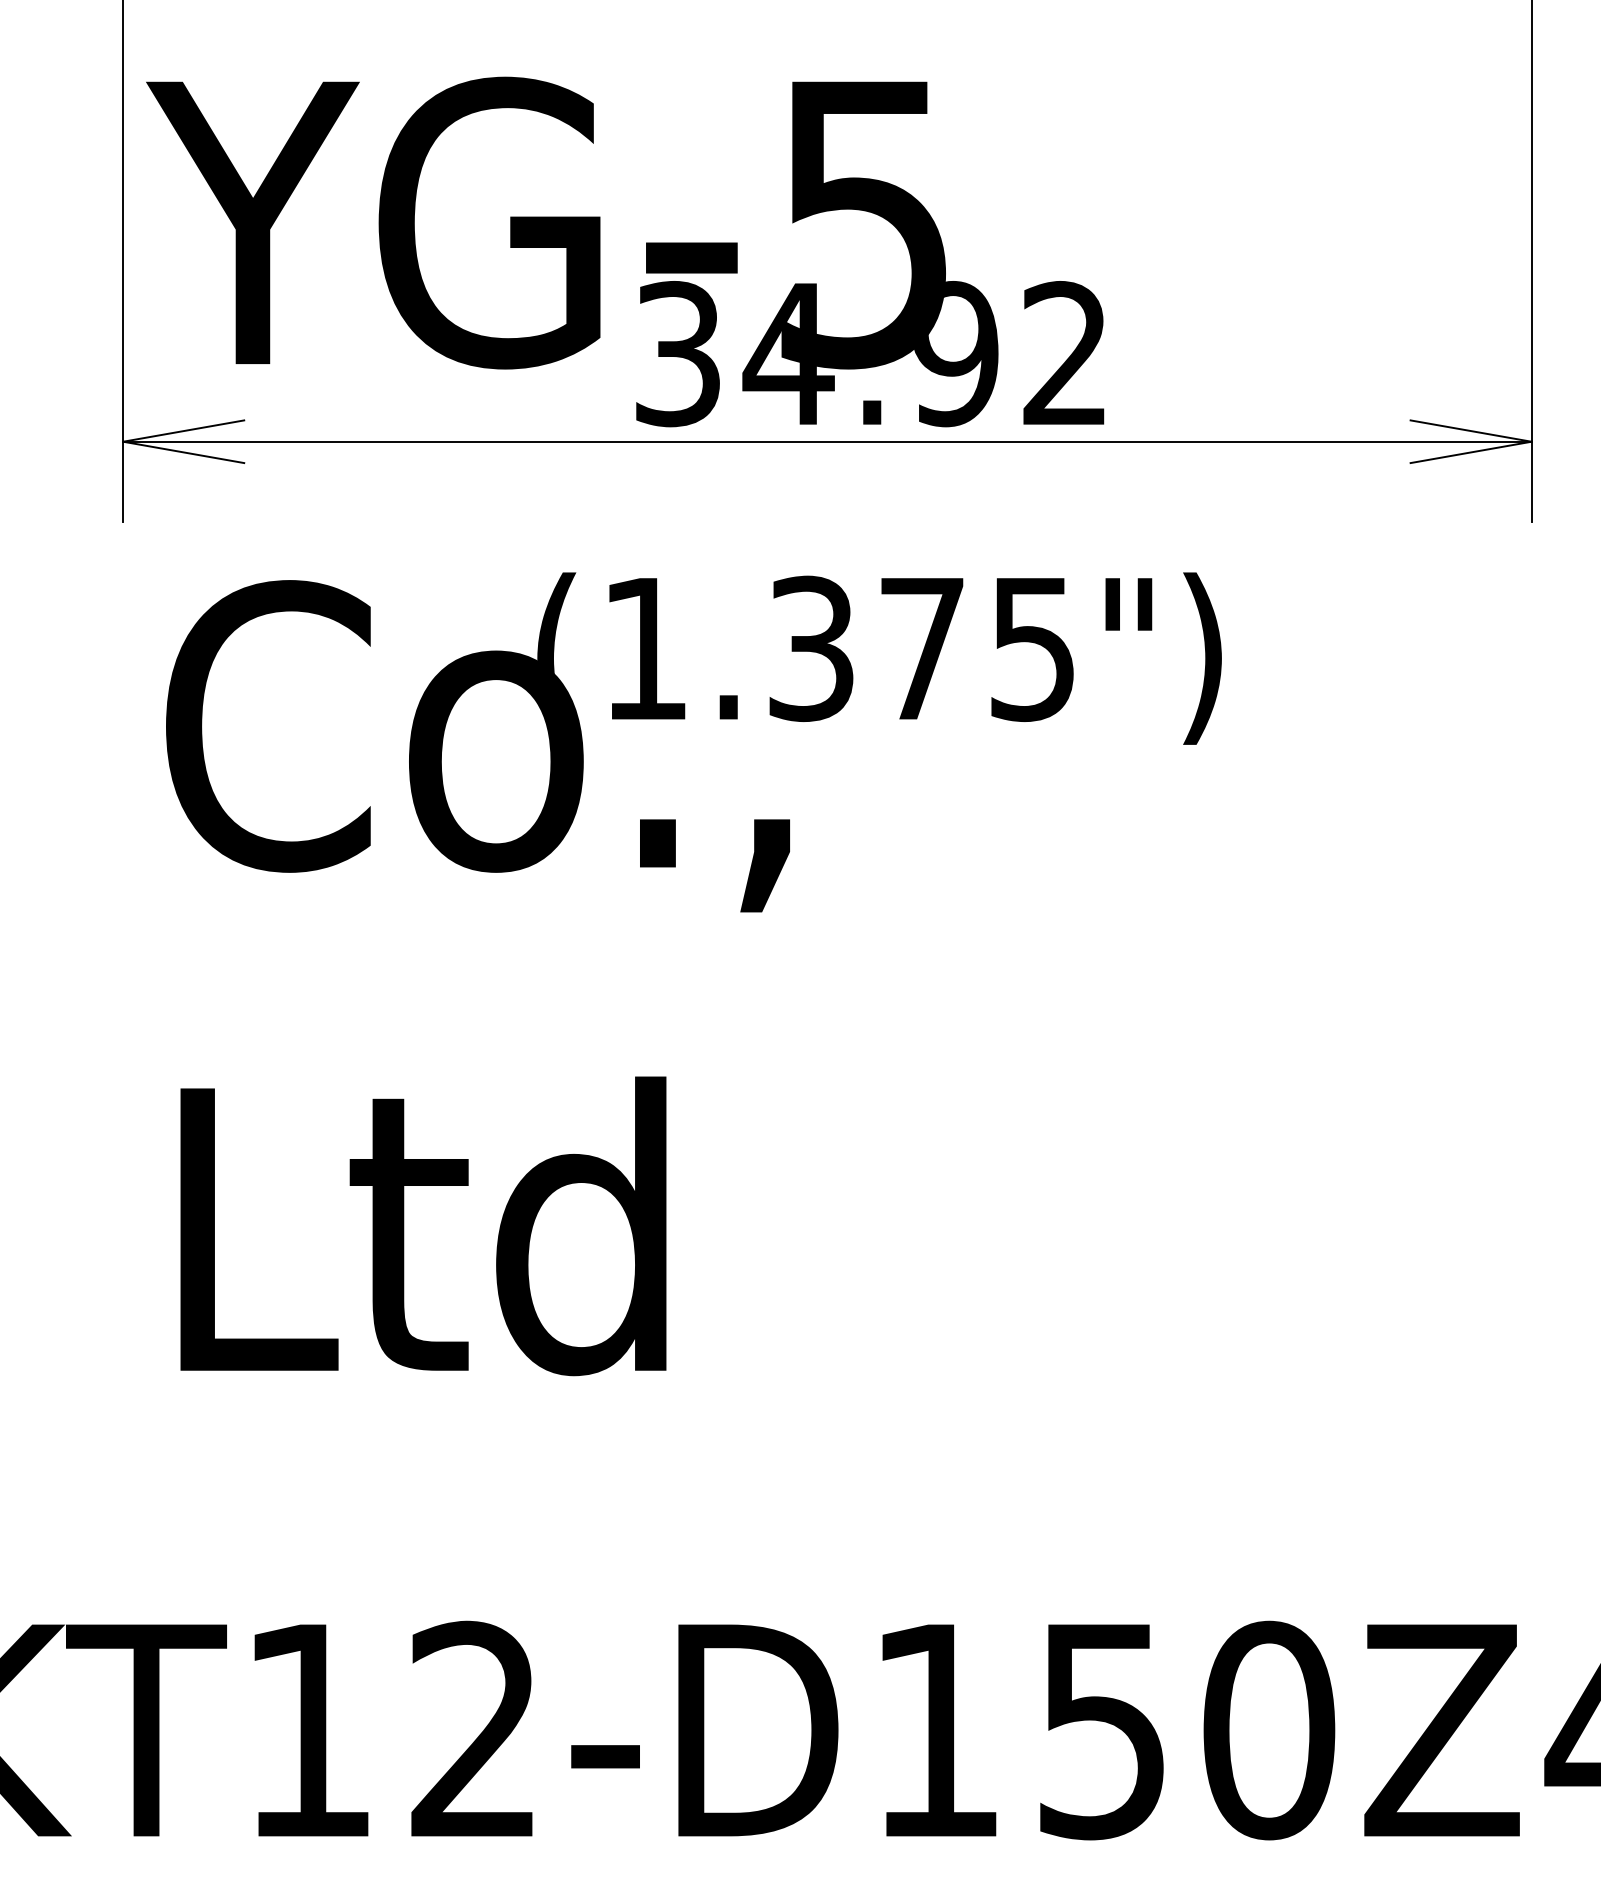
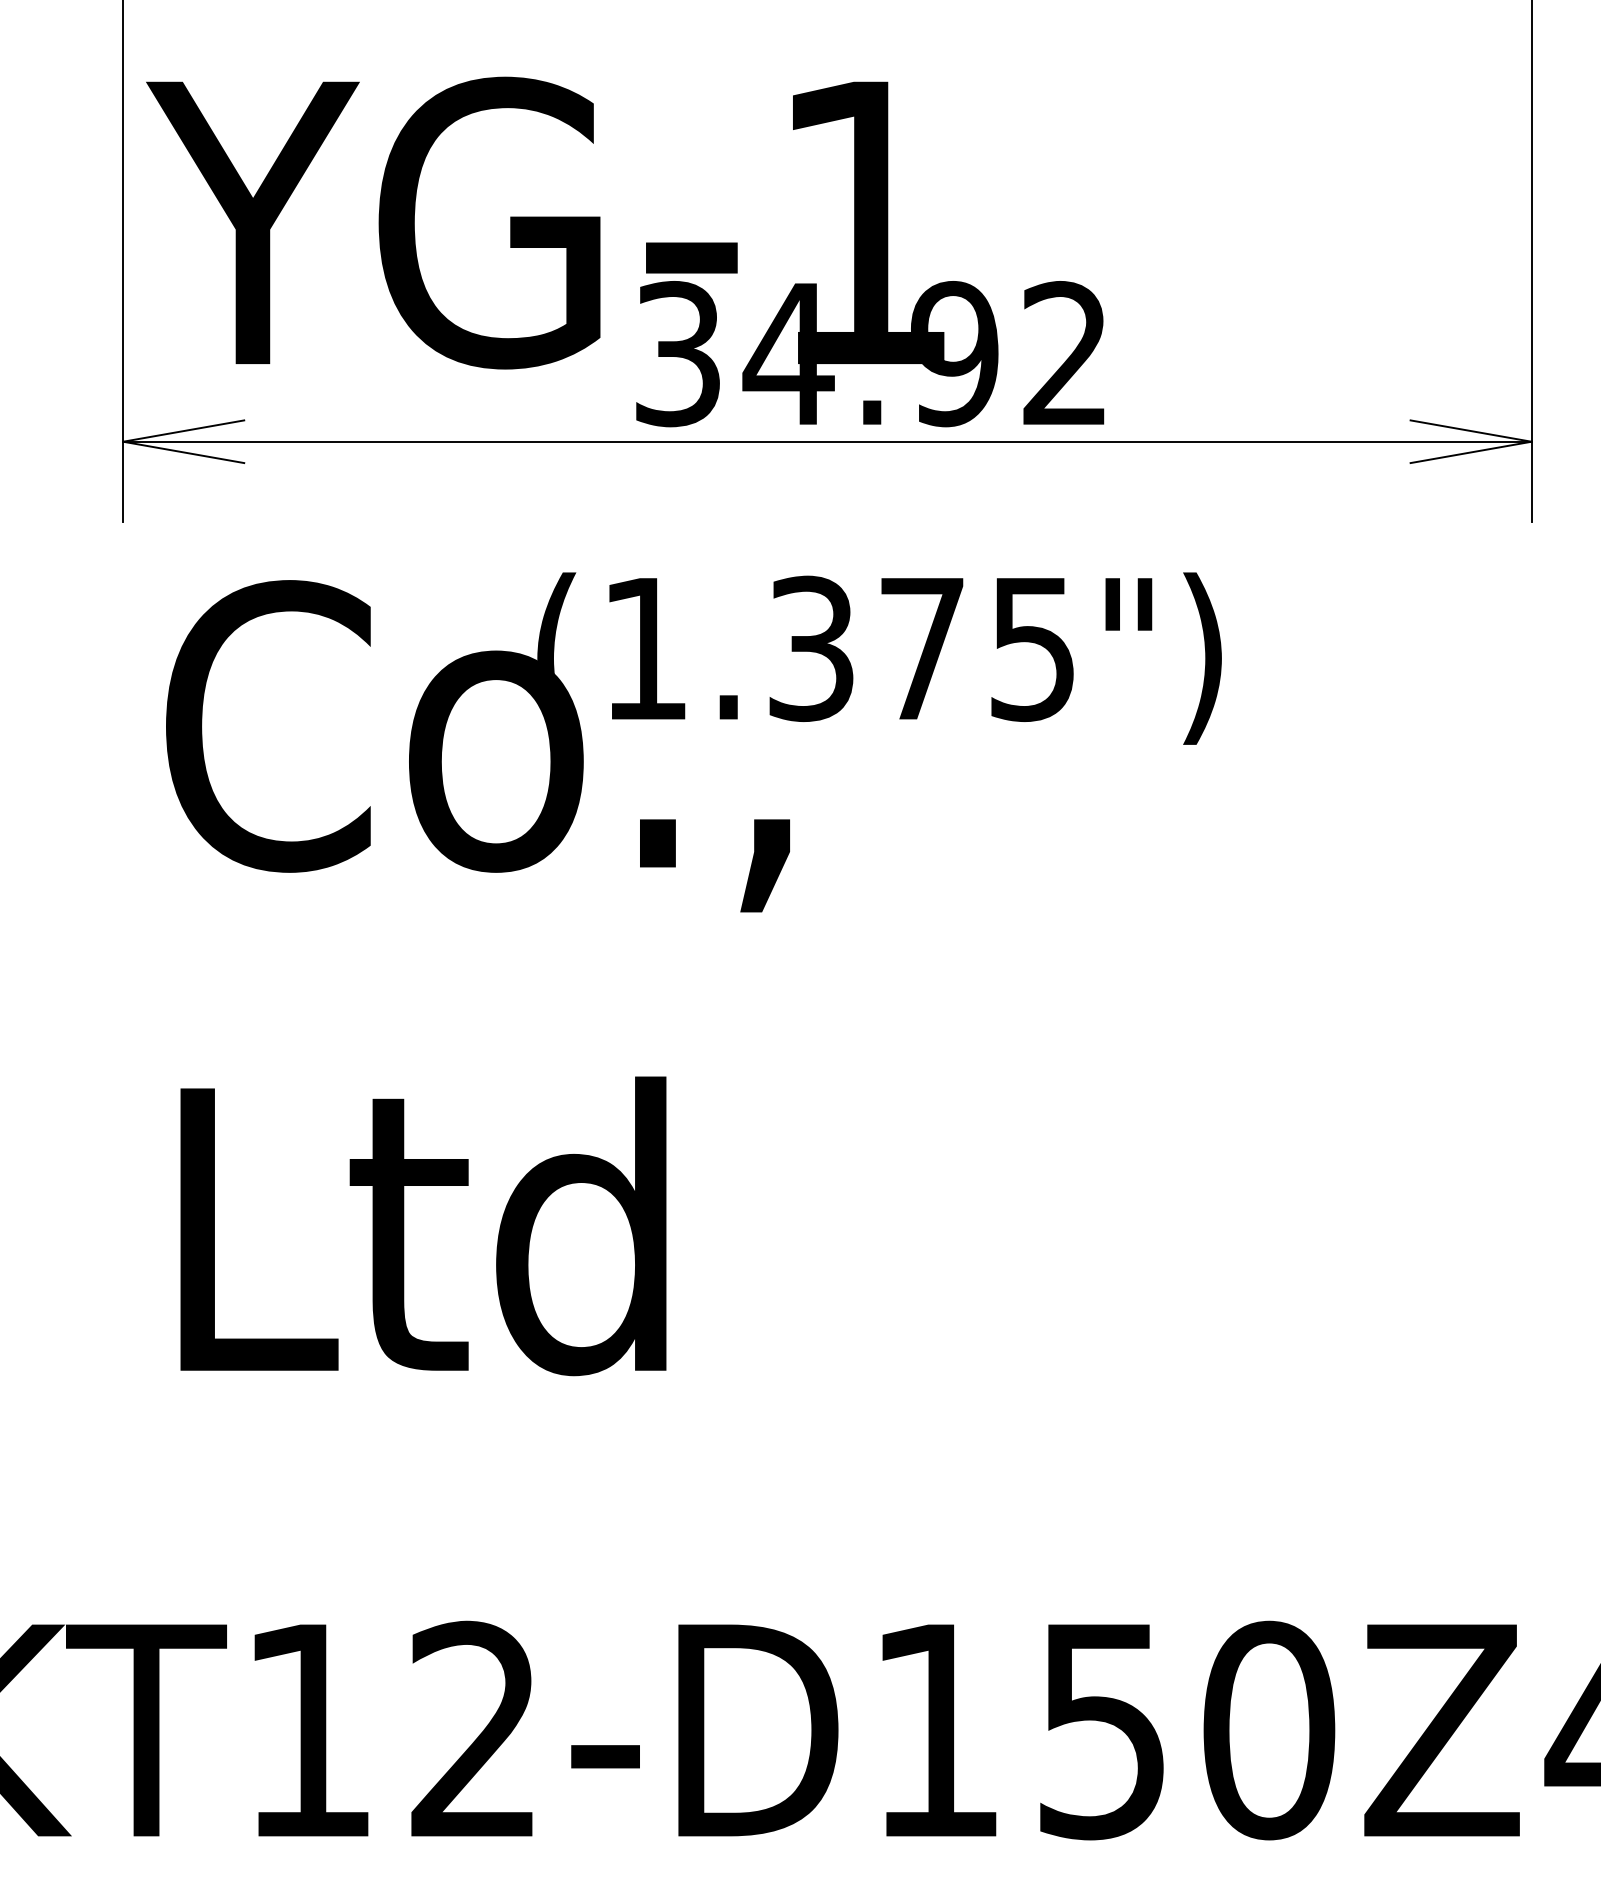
text: YG-5 -> YG-1 (863, 225)
